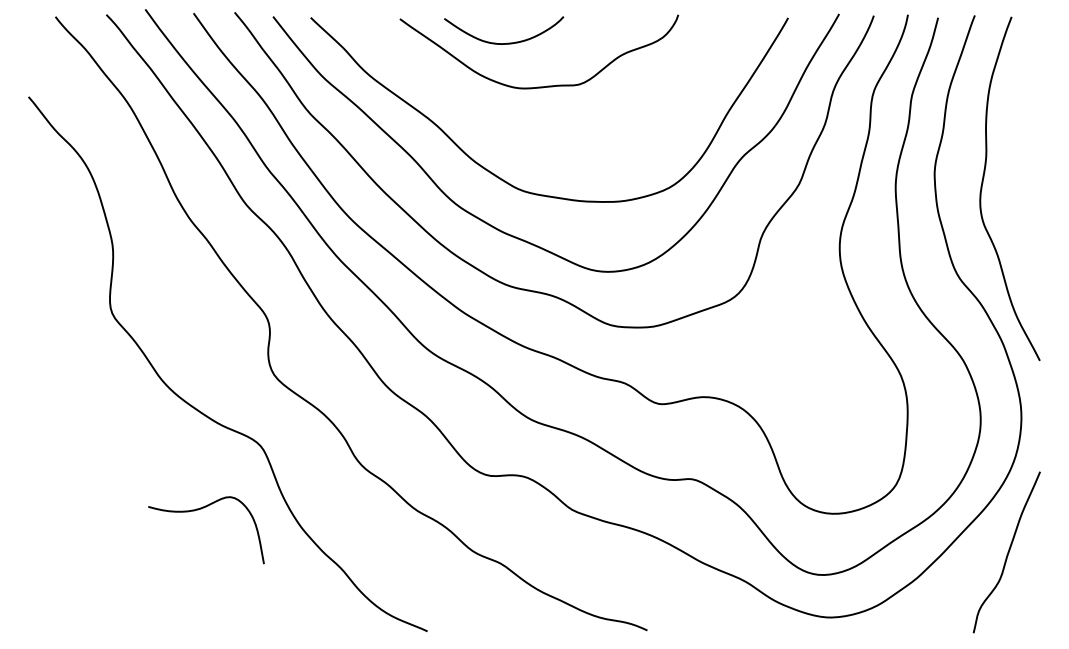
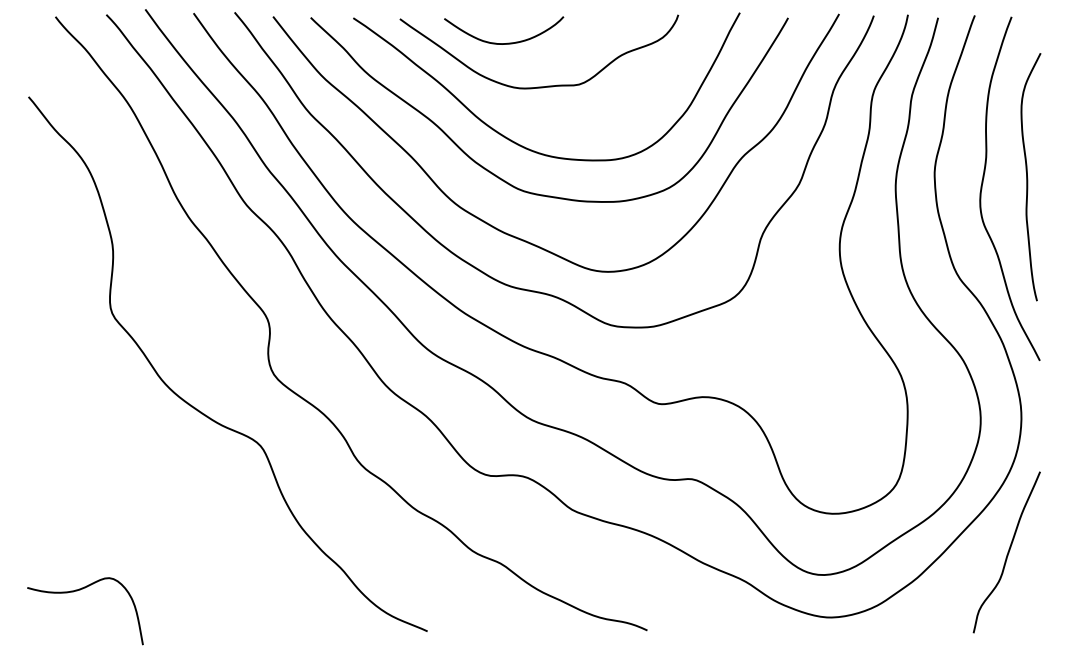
curve: none -> present (518, 143)
curve: none -> present (1028, 178)
curve position: (198, 510) -> (77, 591) (77, 591)
